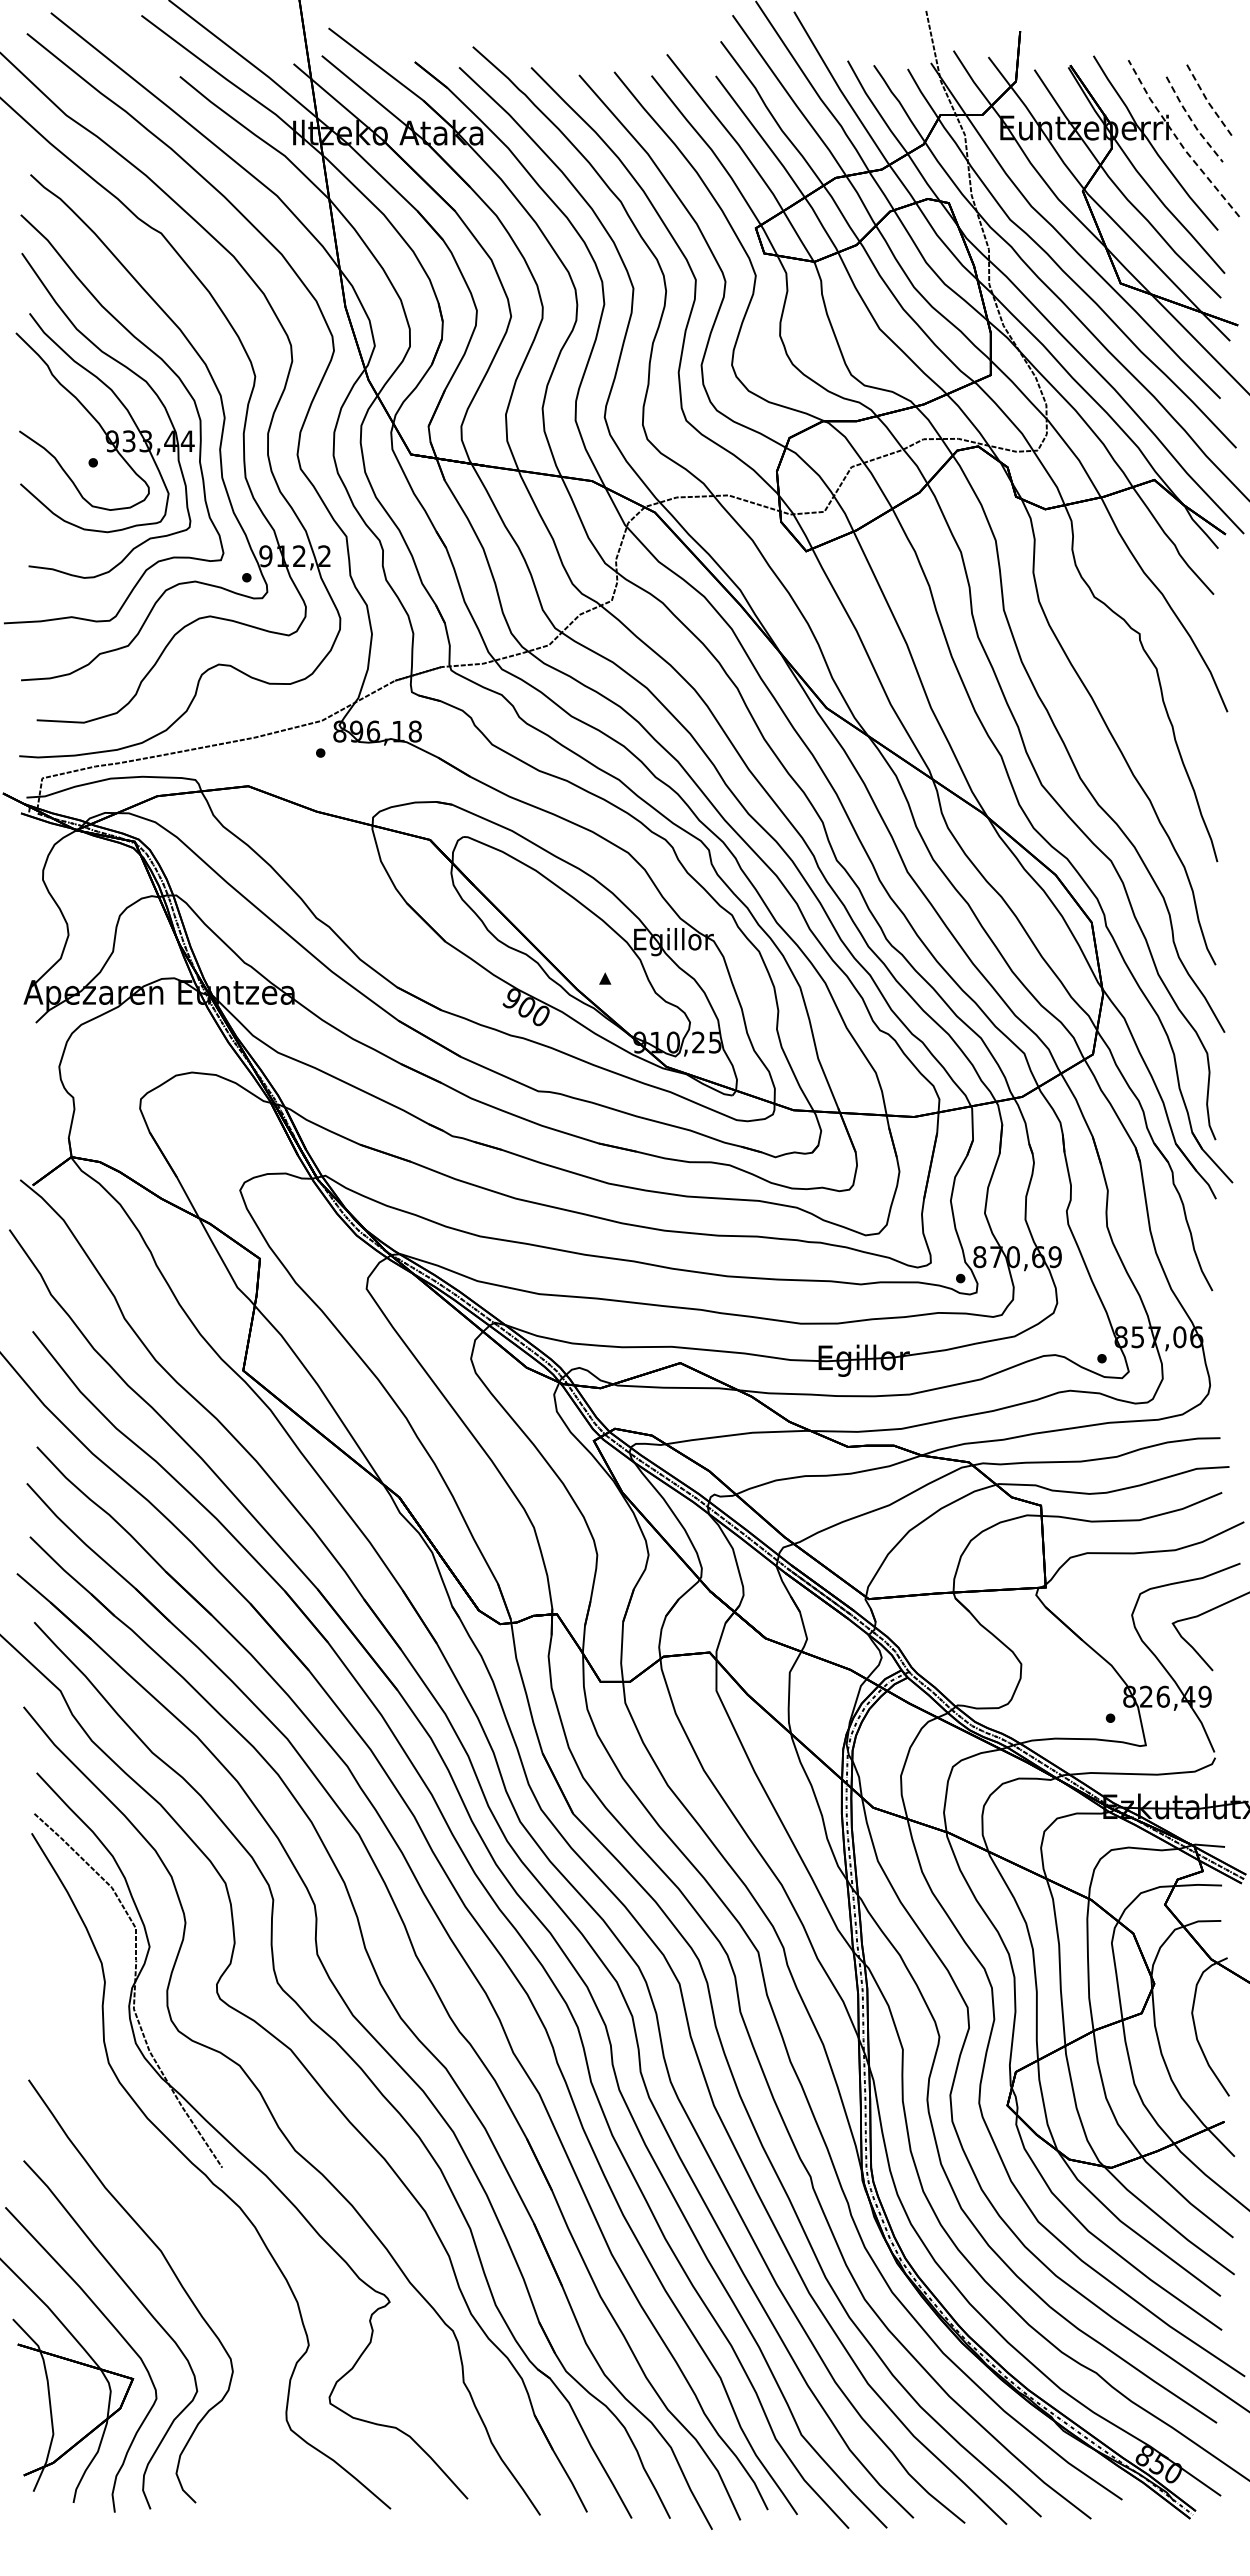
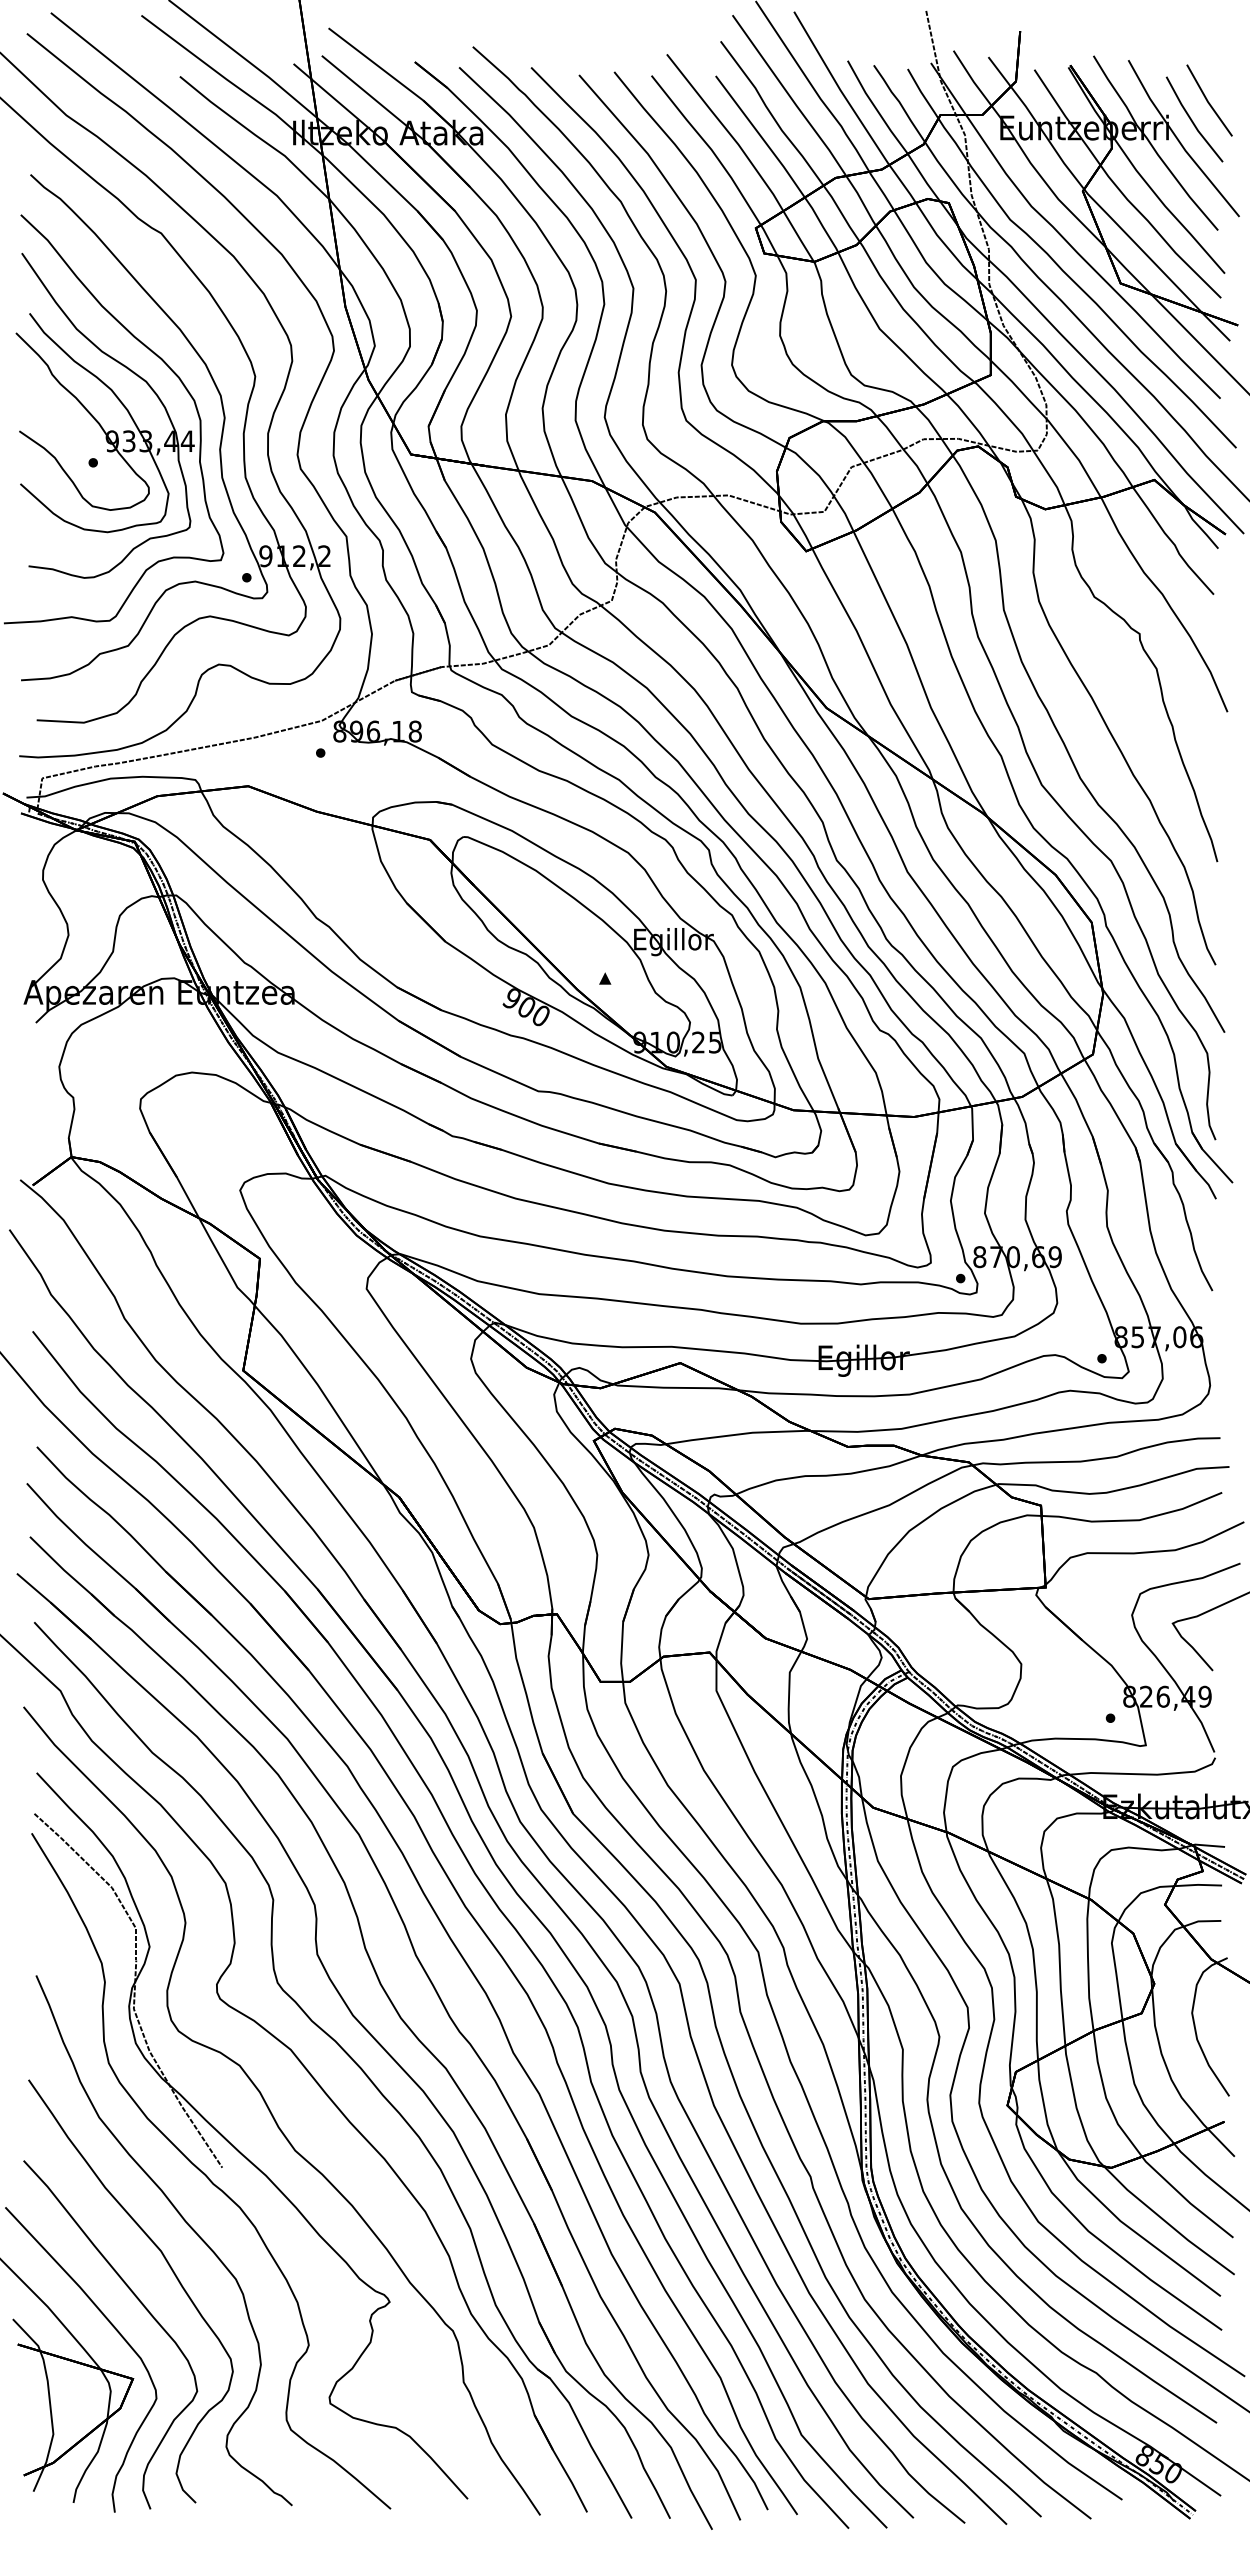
line: dashed -> solid (1208, 101)
line: dashed -> solid (1191, 121)
line: dashed -> solid (1179, 141)
curve: none -> present (183, 2220)
